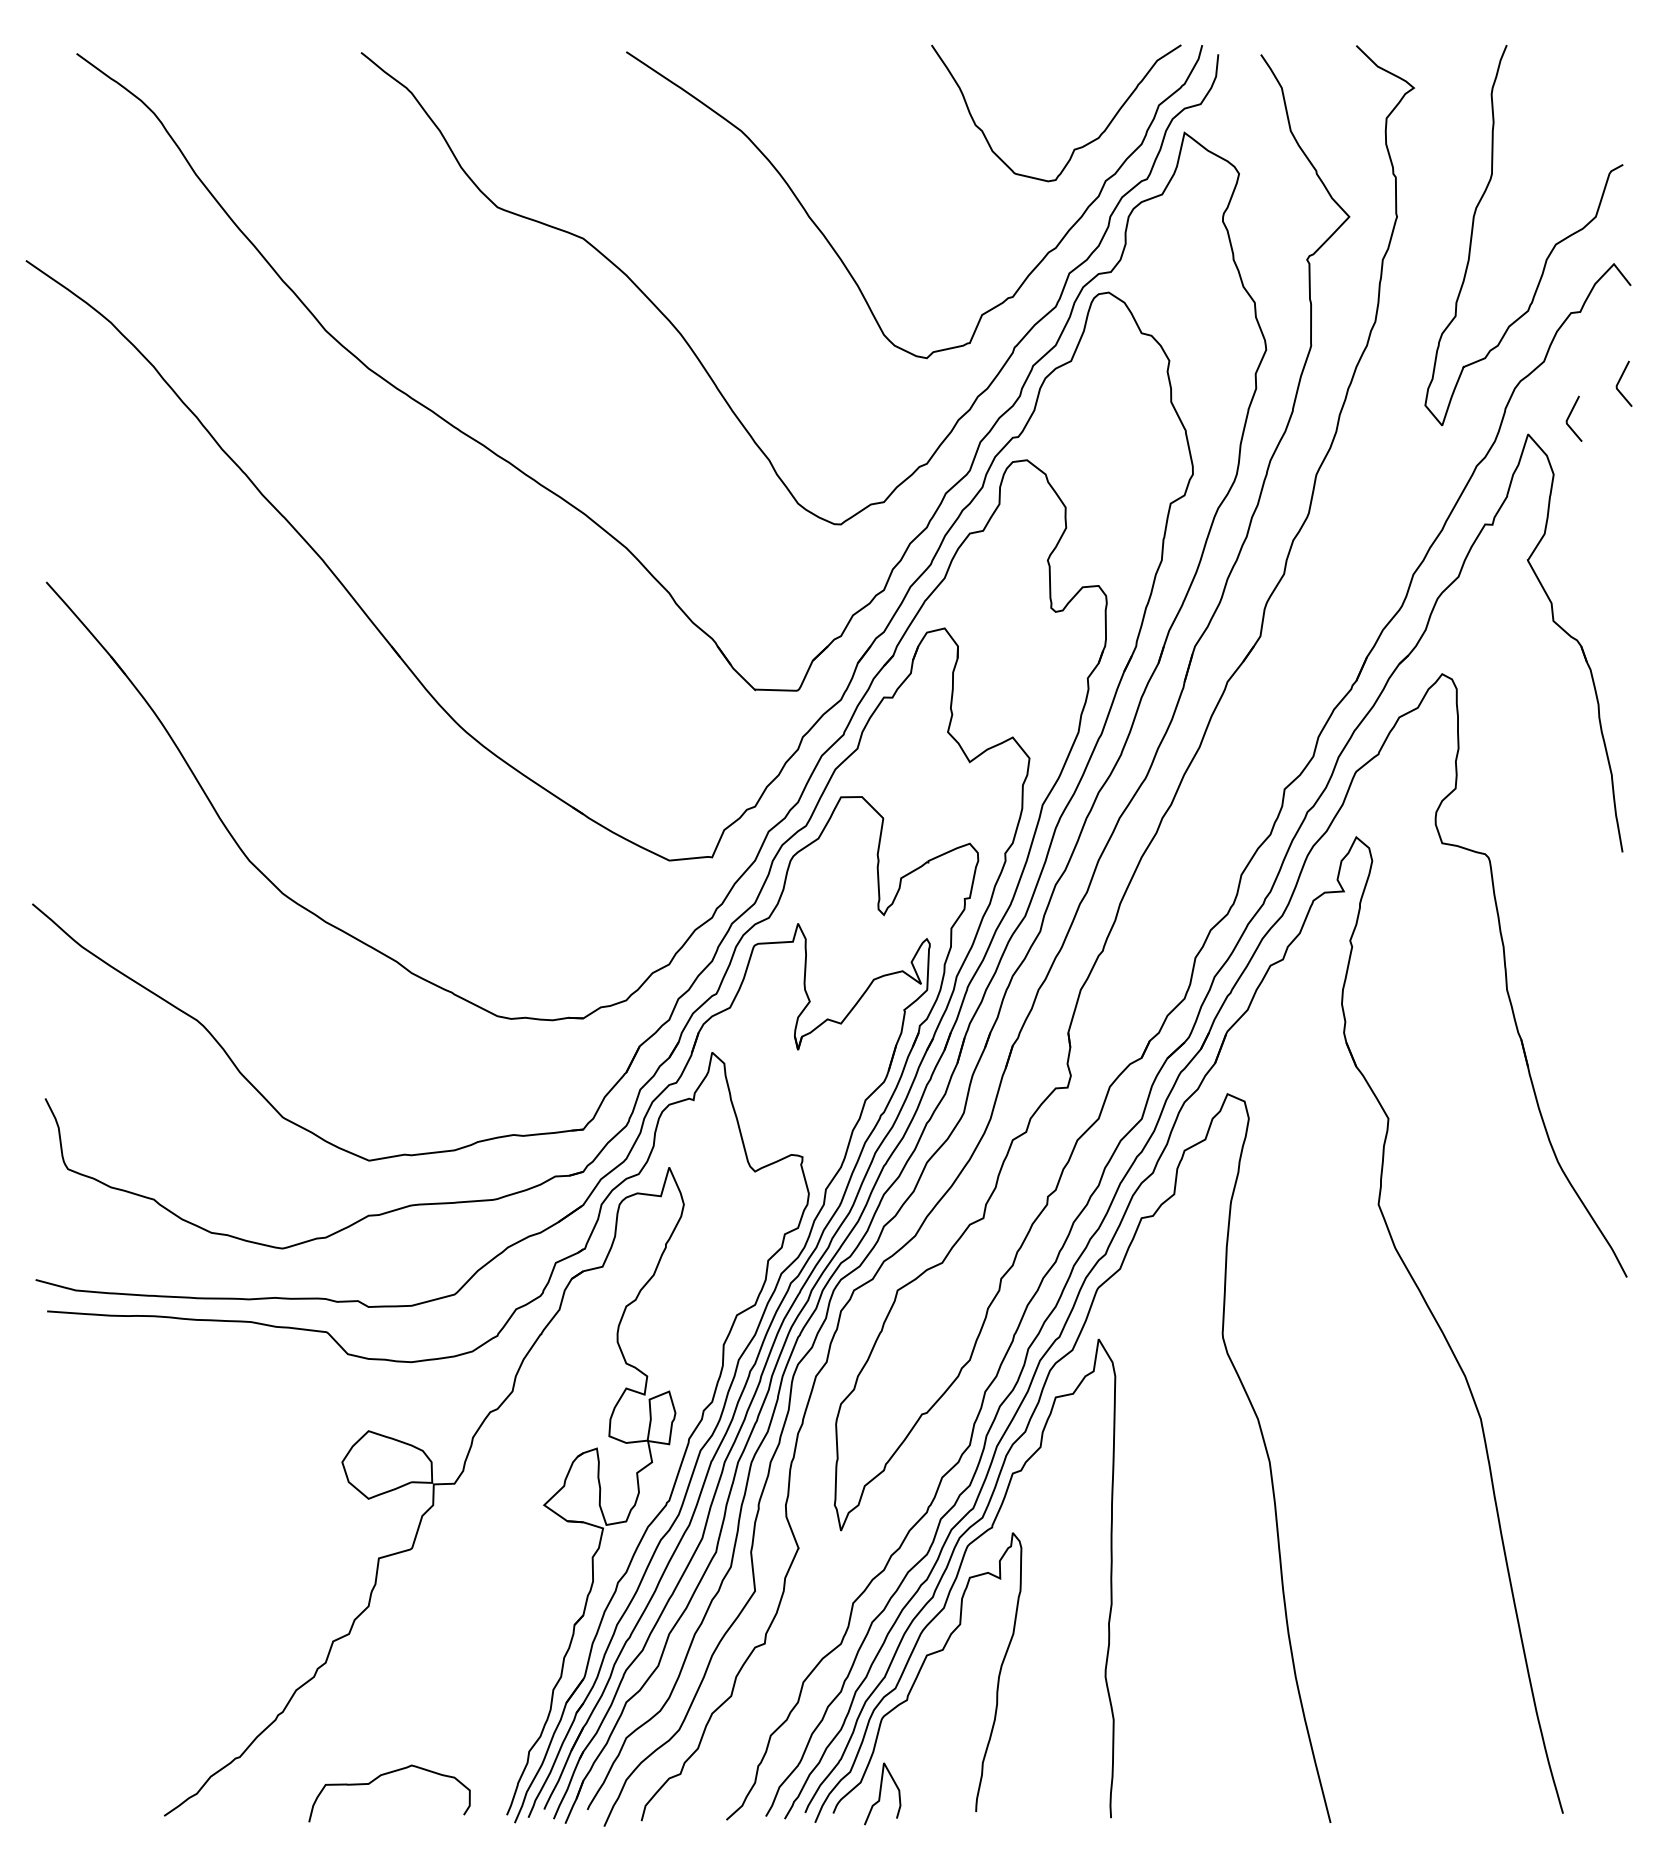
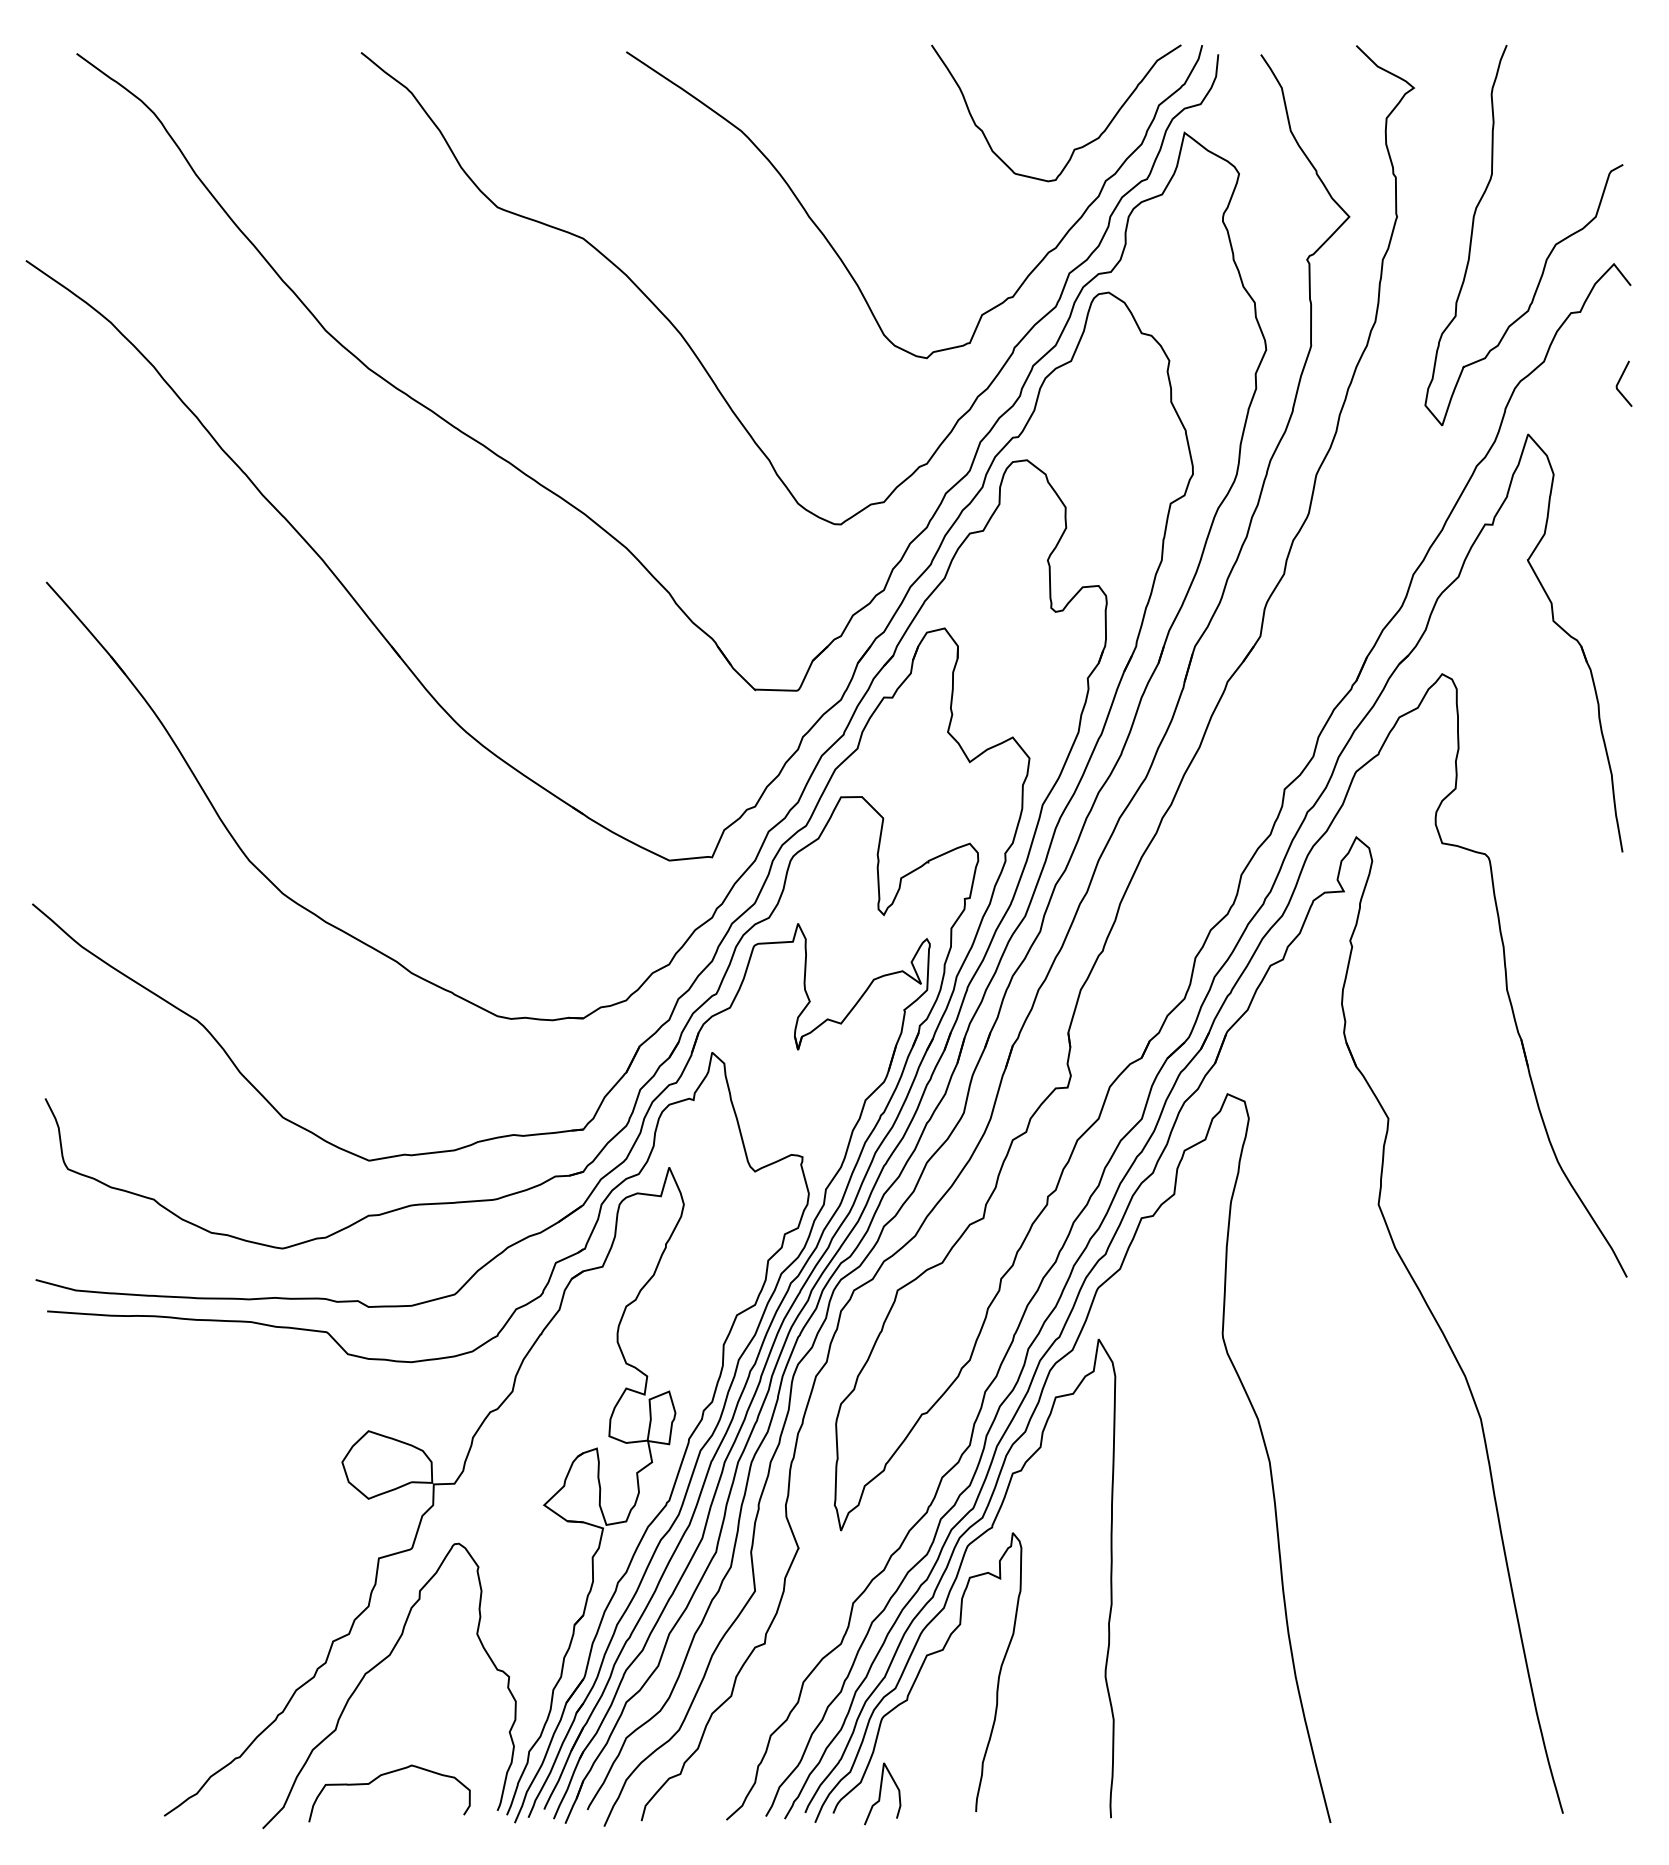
line: present -> none (1569, 417)
curve: none -> present (373, 1669)
